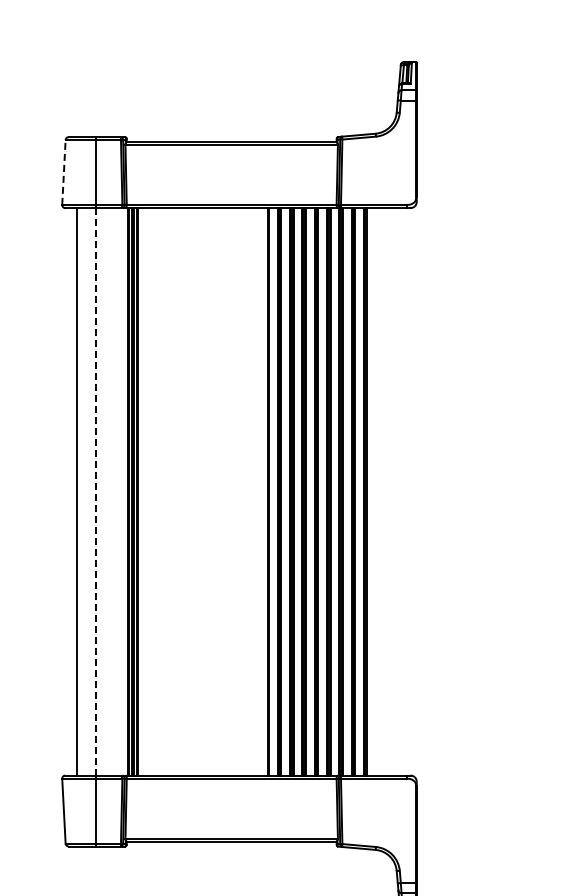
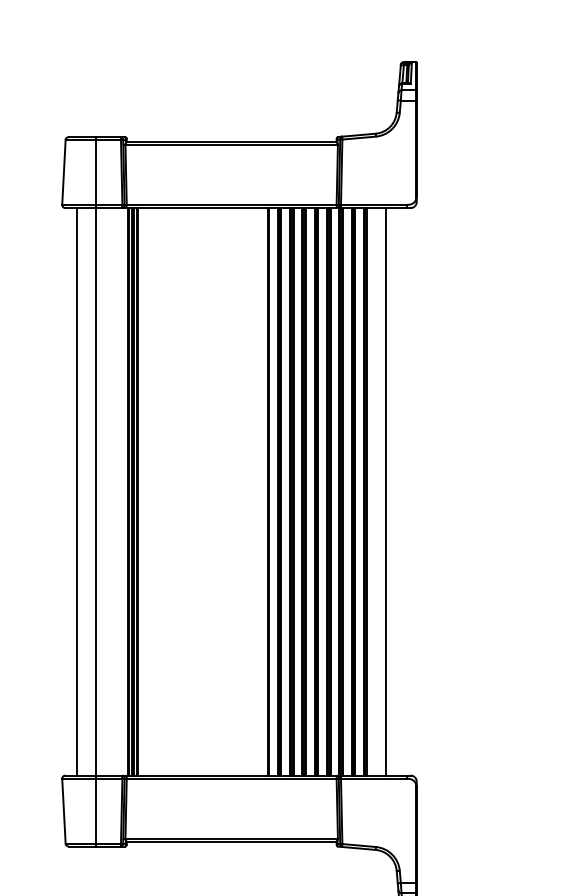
line: dashed -> solid (63, 171)
line: dashed -> solid (95, 491)
line: none -> present (385, 491)
